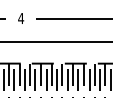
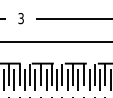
text: 4 -> 3 (21, 18)
